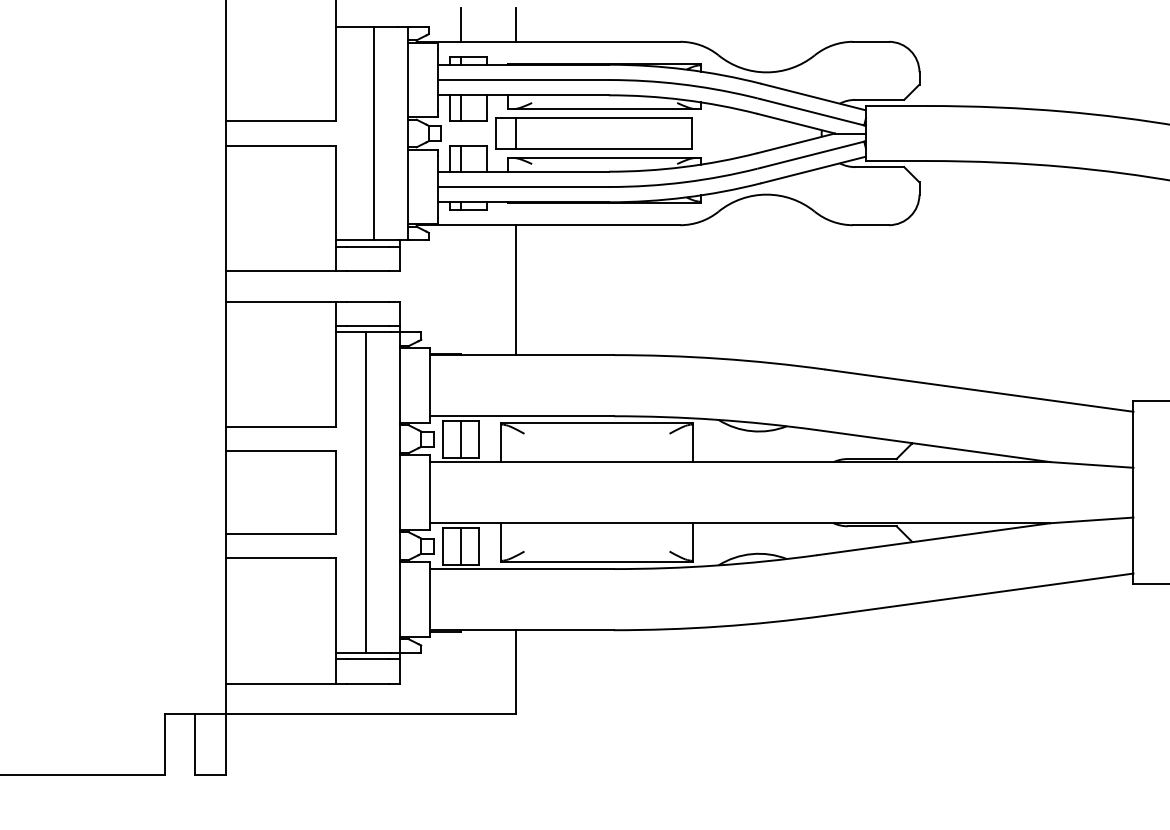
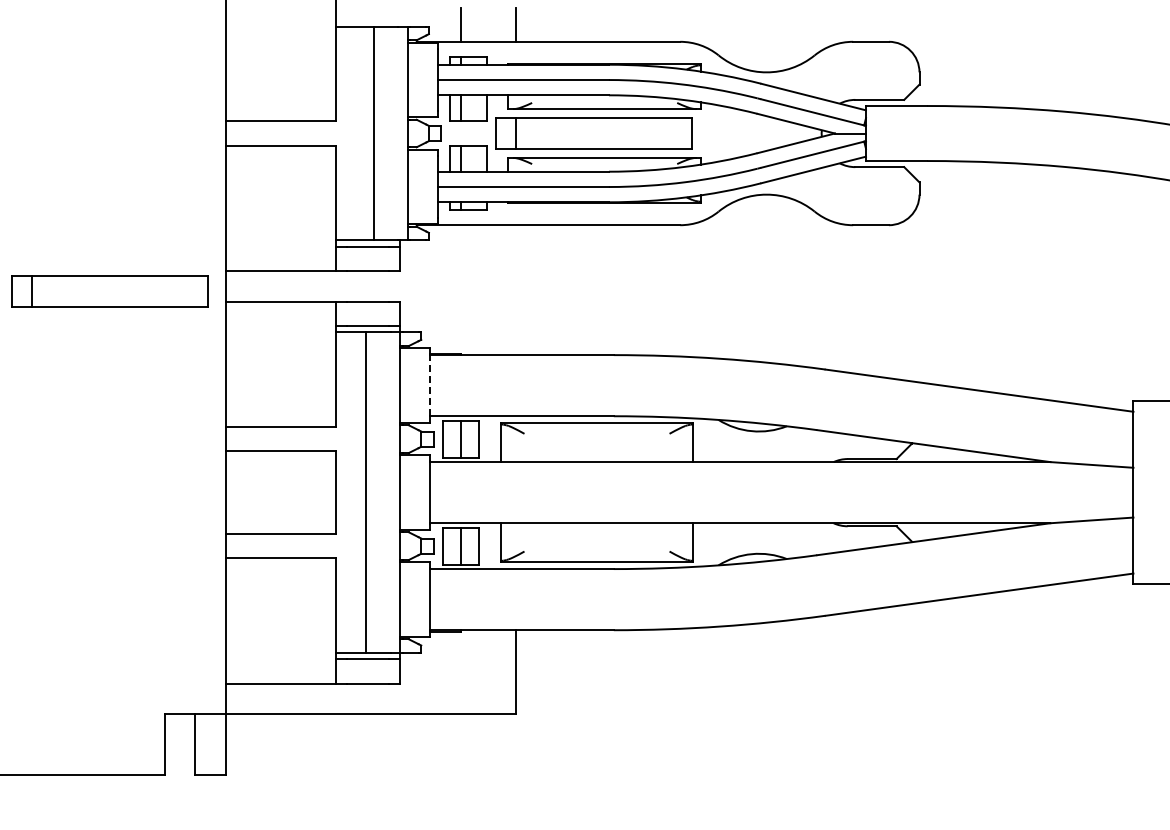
line: present -> none (516, 290)
part: none -> present (109, 291)
line: solid -> dashed (430, 386)
